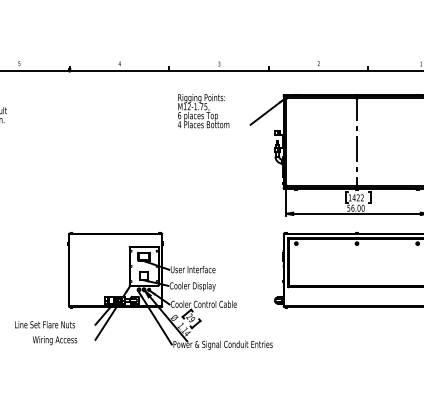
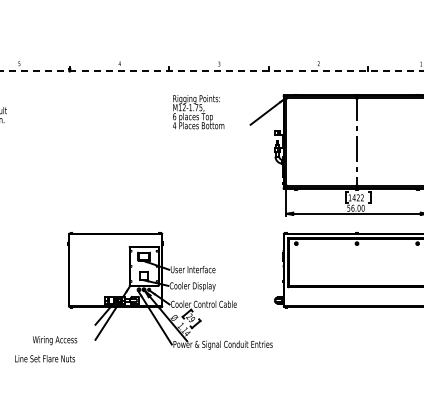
line: solid -> dashed (212, 71)
text position: (203, 111) -> (198, 112) (198, 112)
text position: (44, 324) -> (44, 358) (44, 358)
